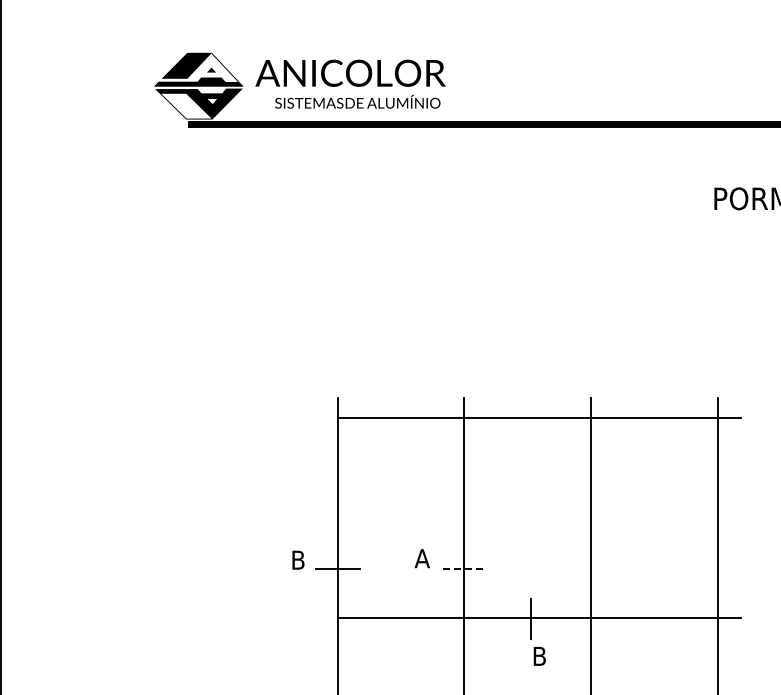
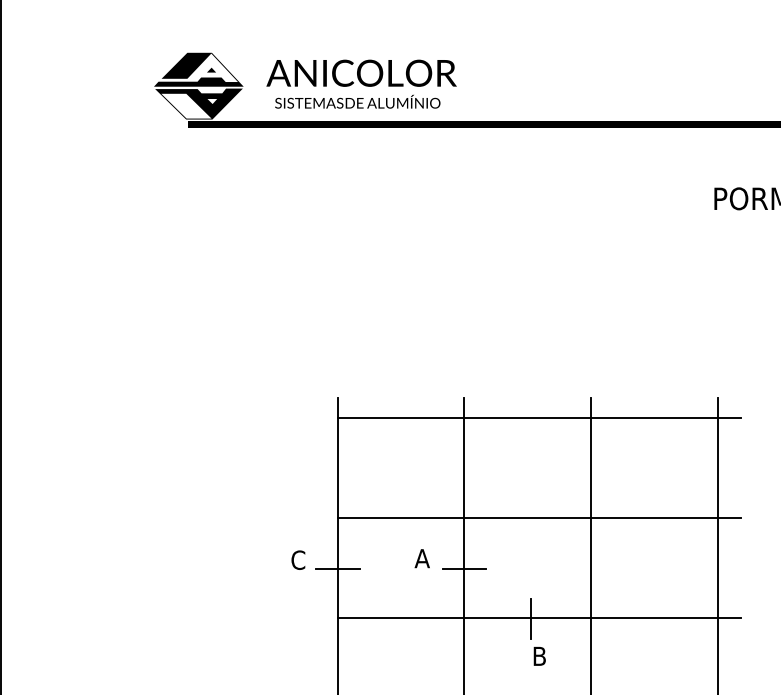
text position: (350, 72) -> (361, 72) (361, 72)
line: none -> present (538, 517)
text: B -> C (298, 559)
line: dashed -> solid (464, 569)
